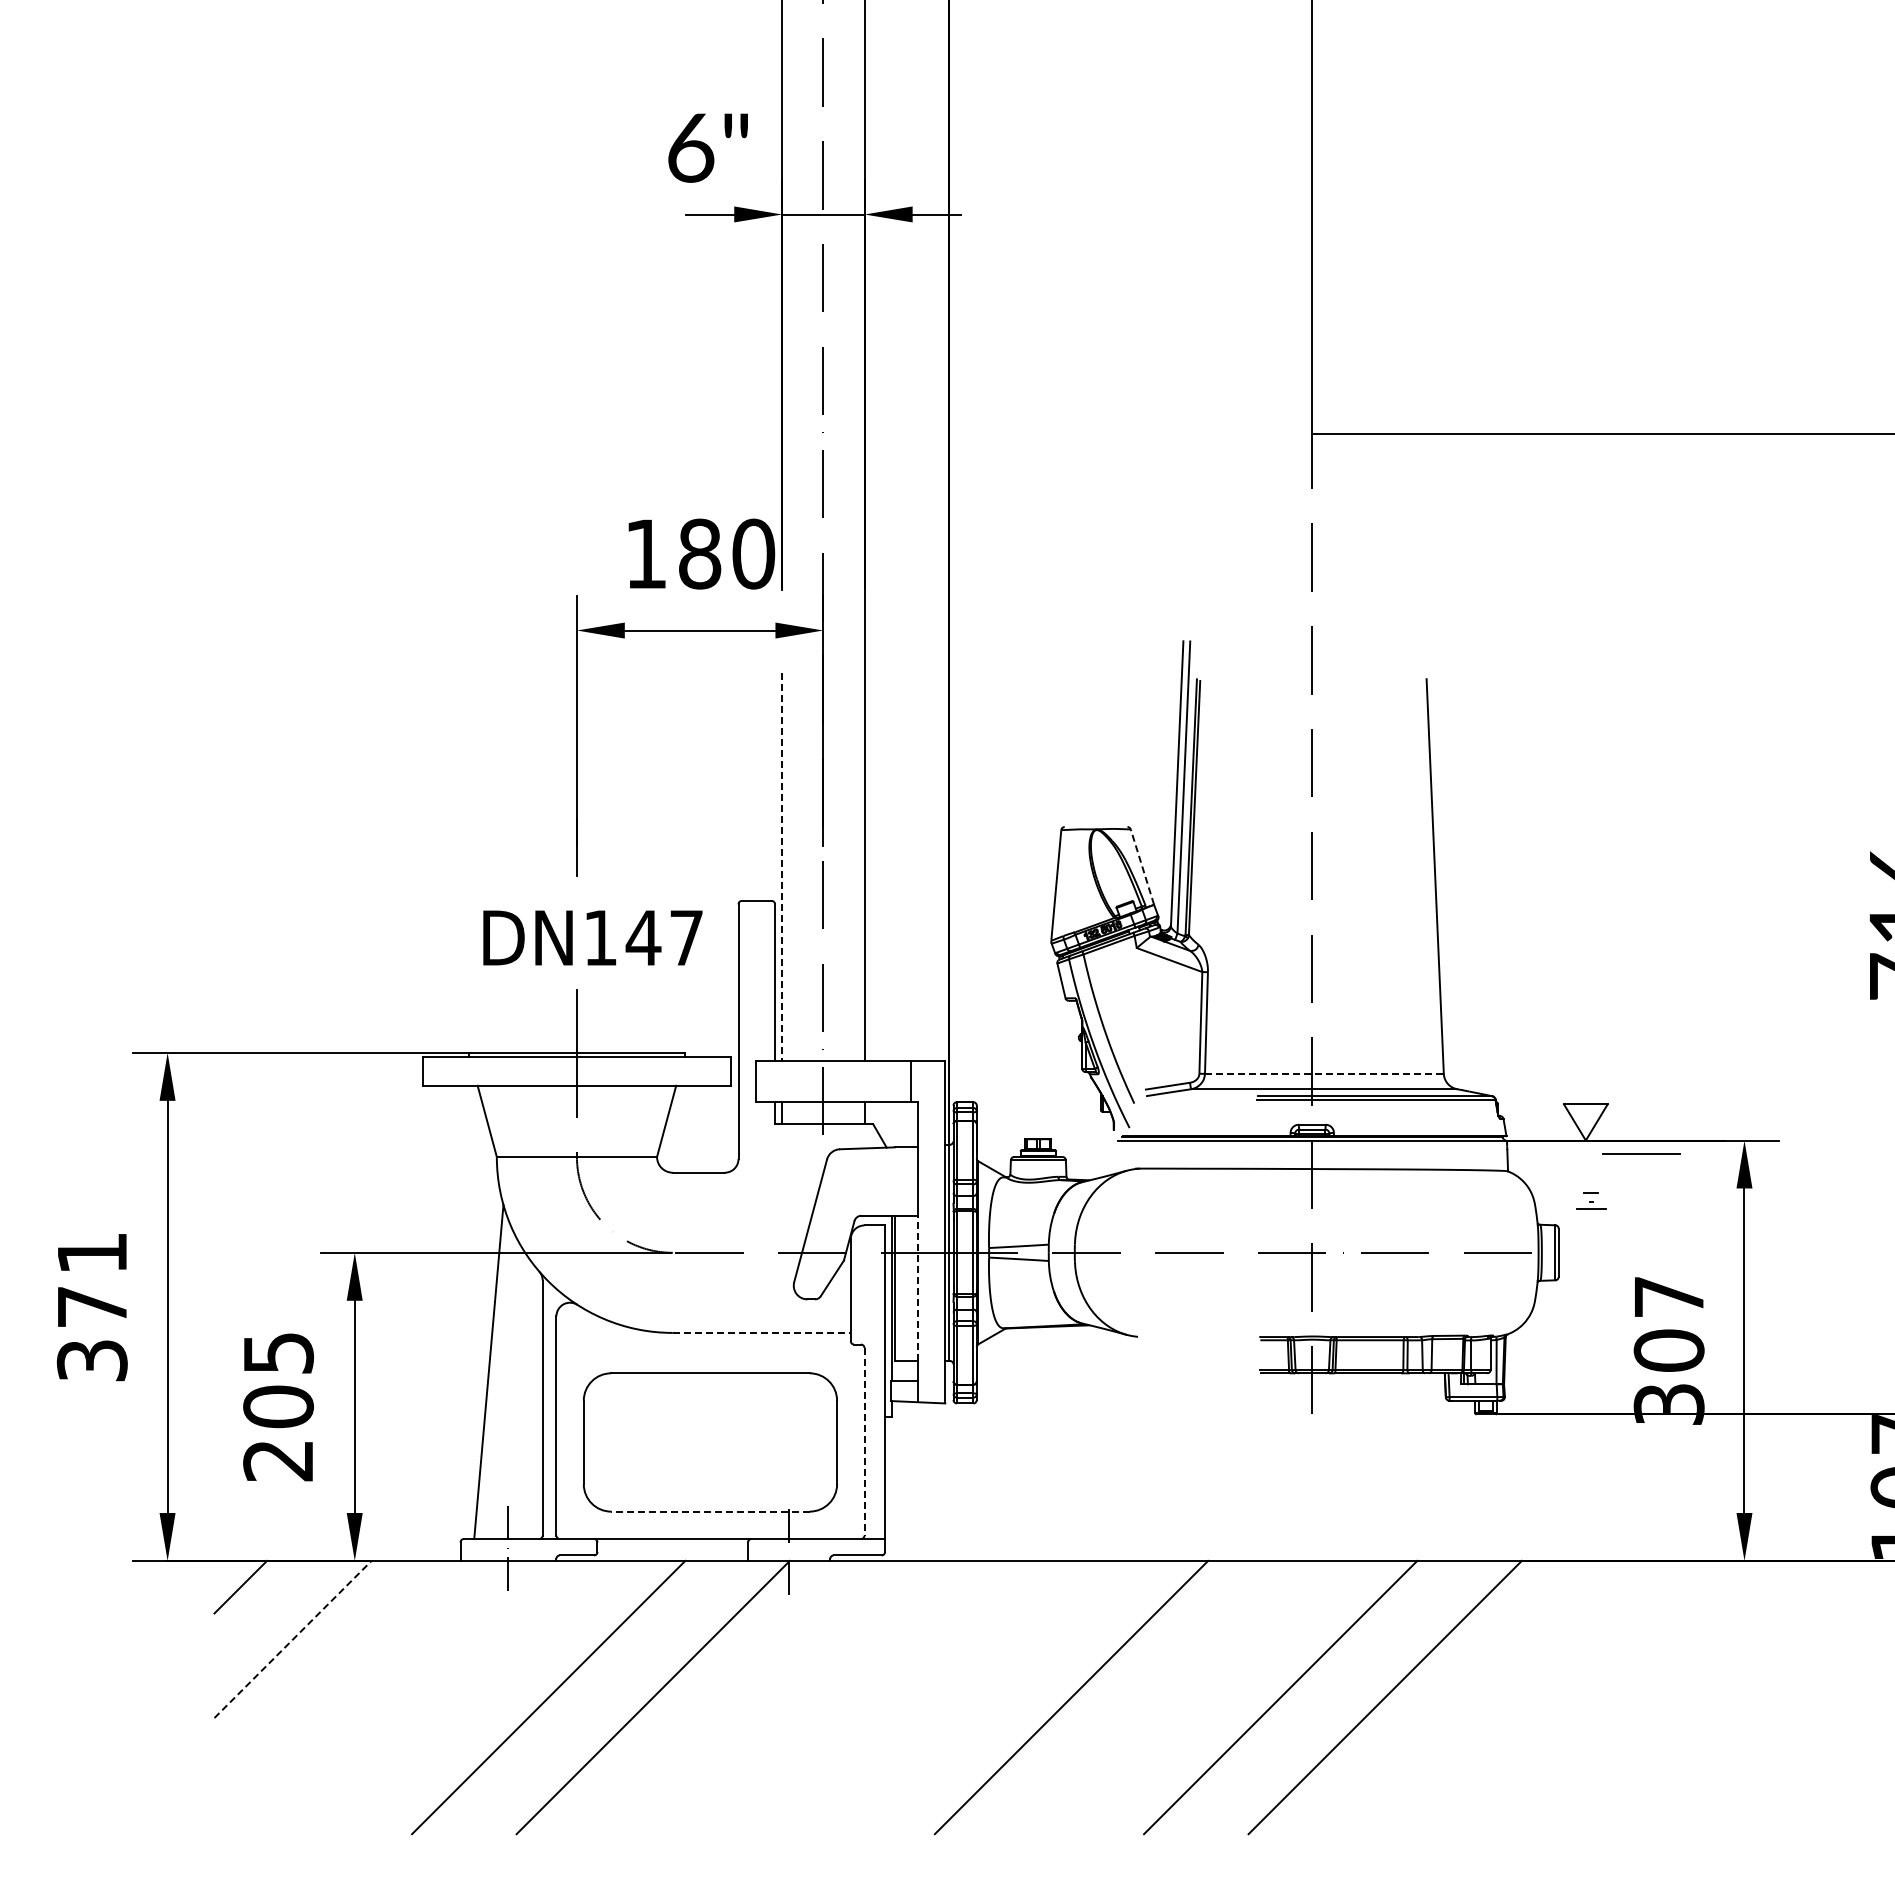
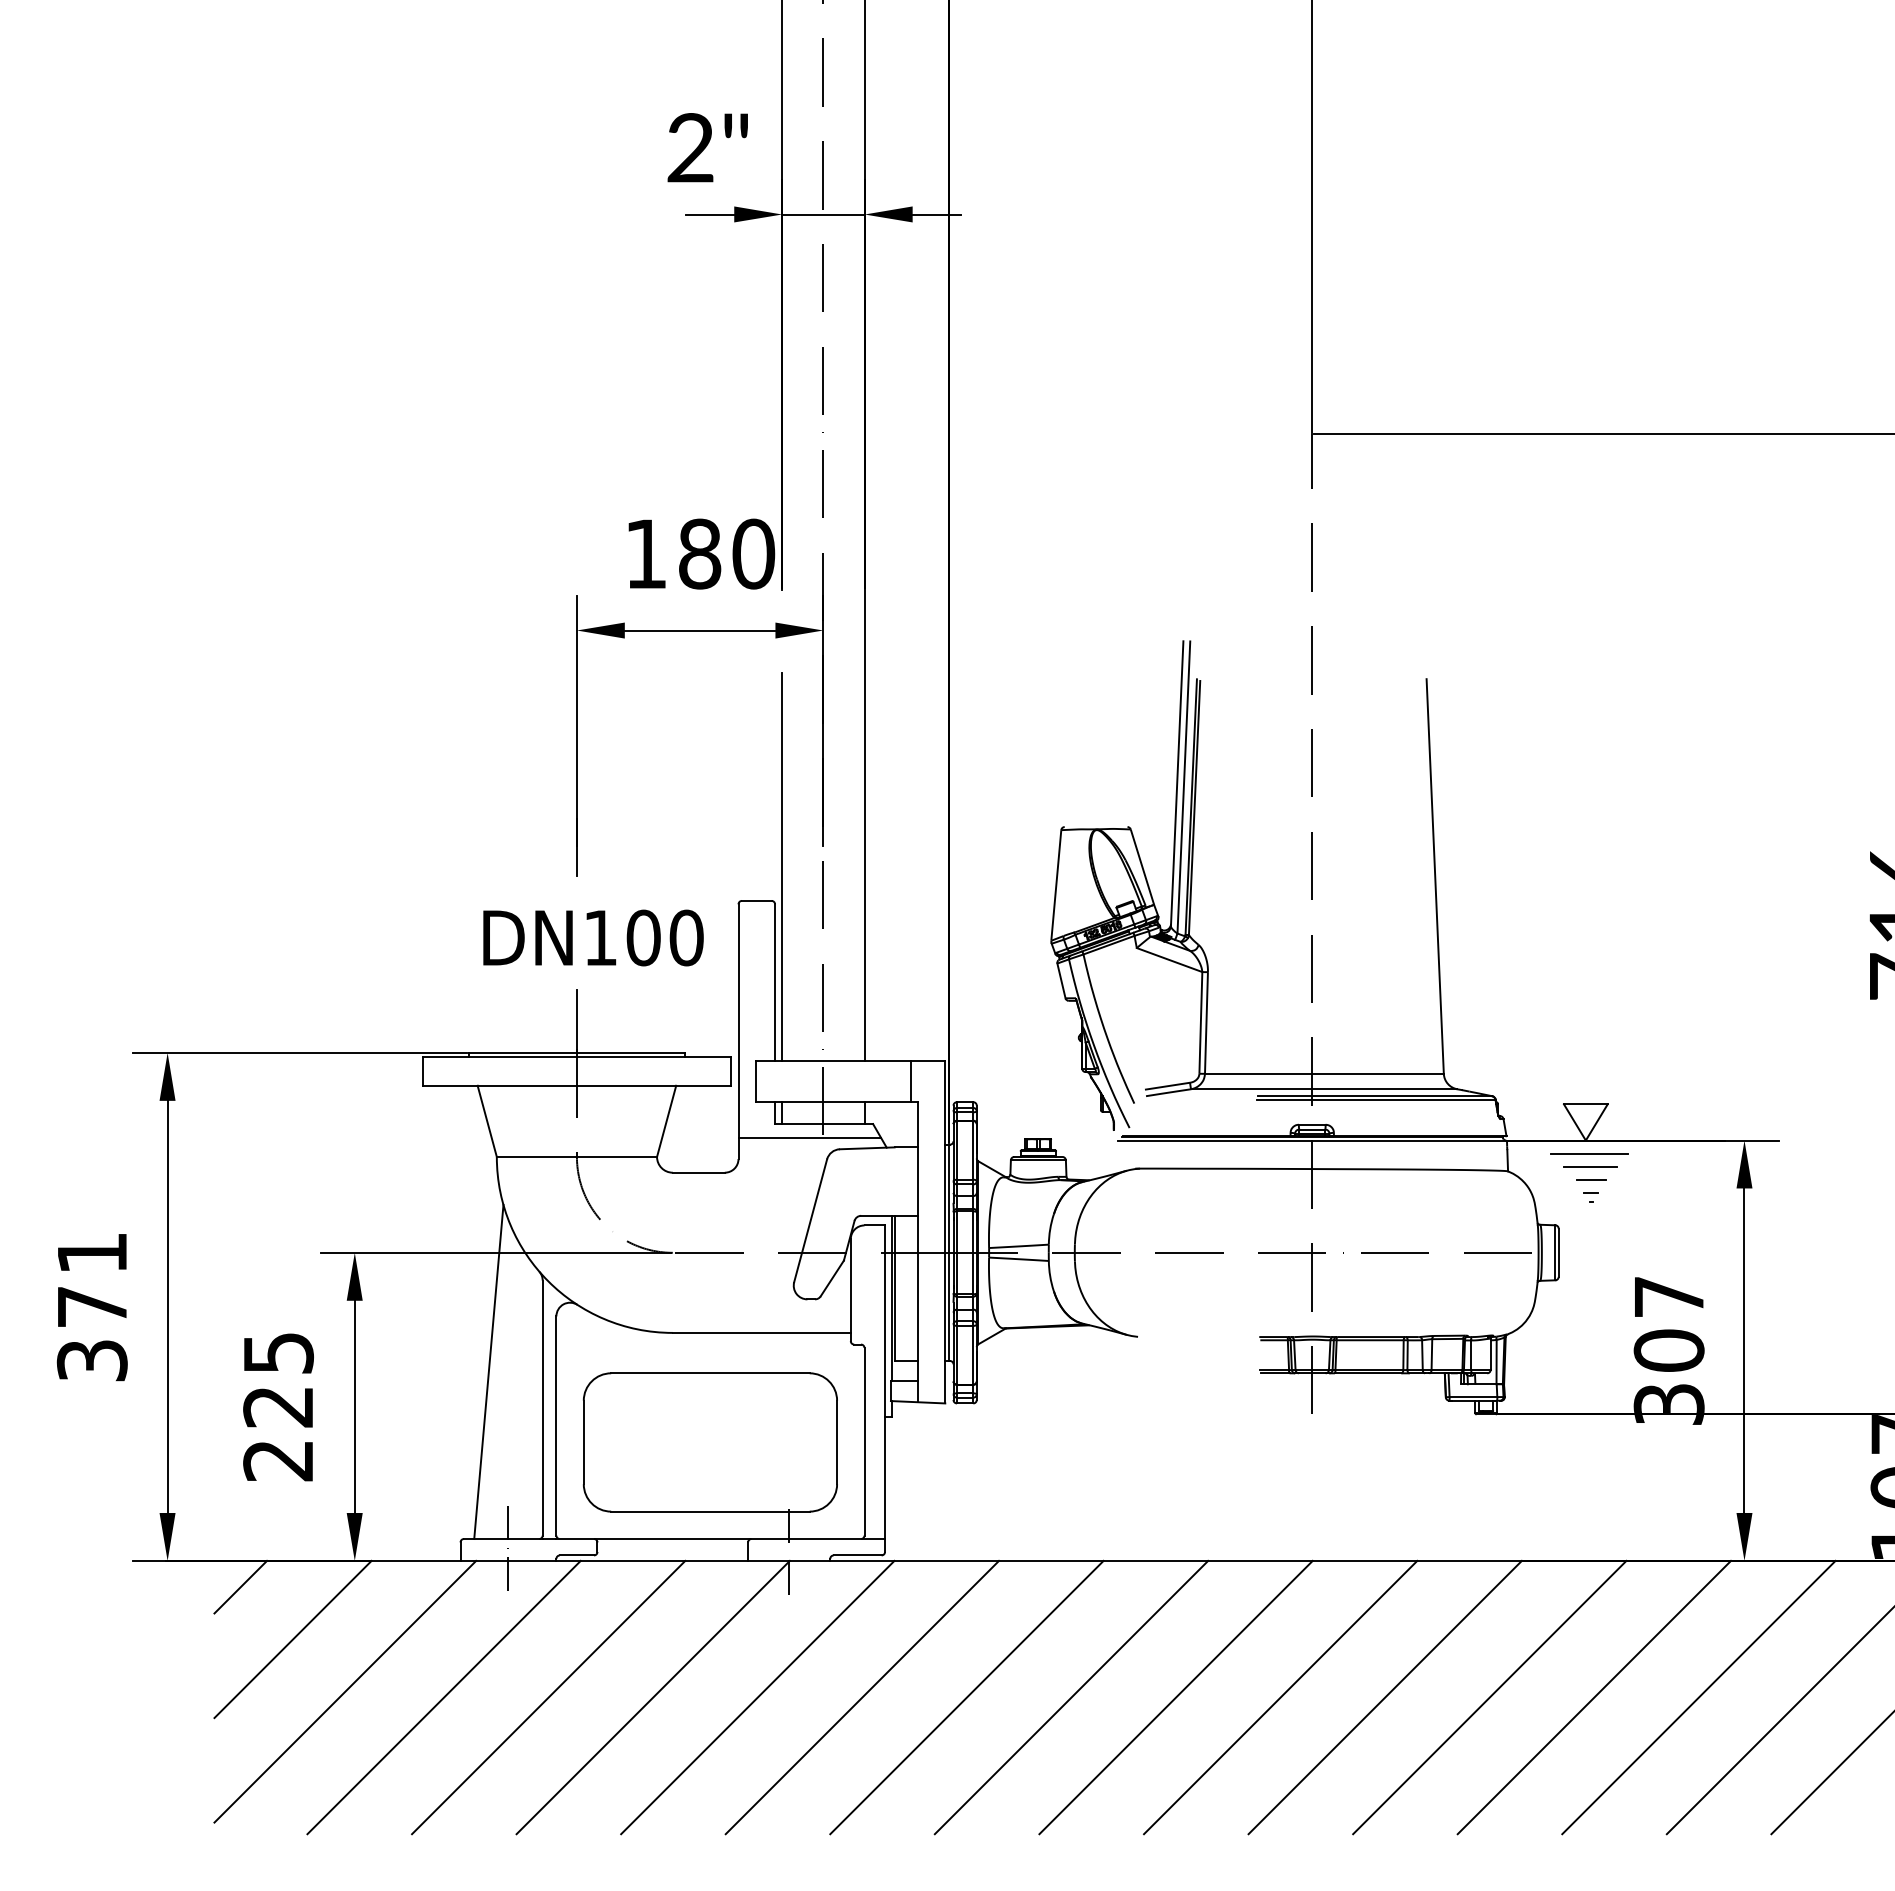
text: 6" -> 2" (690, 147)
line: dashed -> solid (1142, 866)
line: dashed -> solid (782, 867)
text: DN147 -> DN100 (664, 937)
line: dashed -> solid (1324, 1073)
line: none -> present (809, 1137)
line position: (1641, 1153) -> (1589, 1153) (1589, 1153)
line: none -> present (1589, 1167)
line position: (1591, 1208) -> (1591, 1179) (1591, 1179)
line: dashed -> solid (917, 1288)
line: dashed -> solid (762, 1332)
text: 205 -> 225 (278, 1406)
line: dashed -> solid (864, 1441)
line: dashed -> solid (709, 1511)
line: dashed -> solid (293, 1639)
line: none -> present (345, 1691)
line: none -> present (443, 1697)
line: none -> present (757, 1697)
line: none -> present (862, 1697)
line: none -> present (966, 1697)
line: none -> present (1175, 1697)
line: none -> present (1489, 1697)
line: none -> present (1594, 1697)
line: none -> present (1698, 1697)
line: none -> present (1778, 1721)
line: none -> present (1831, 1773)
